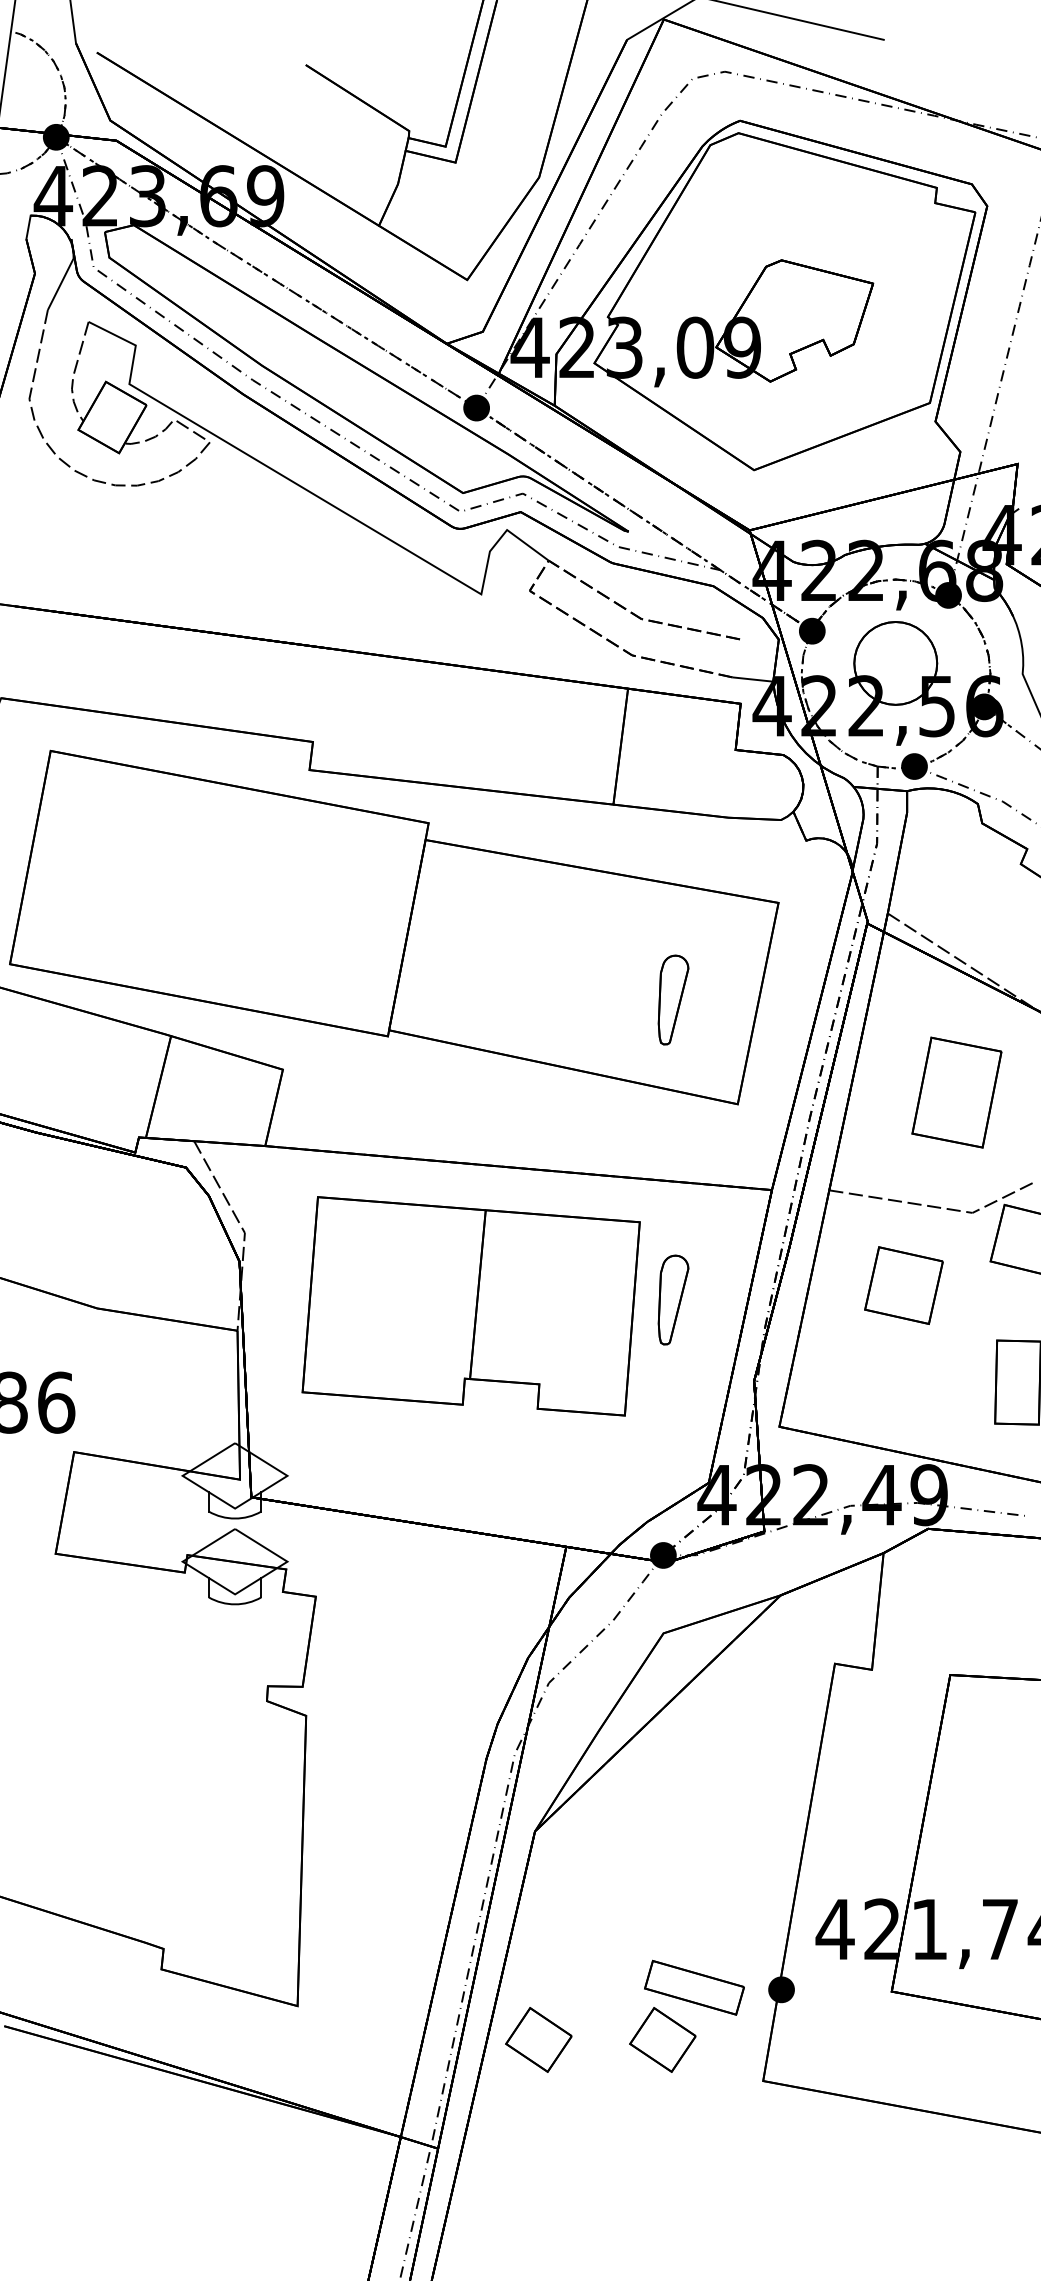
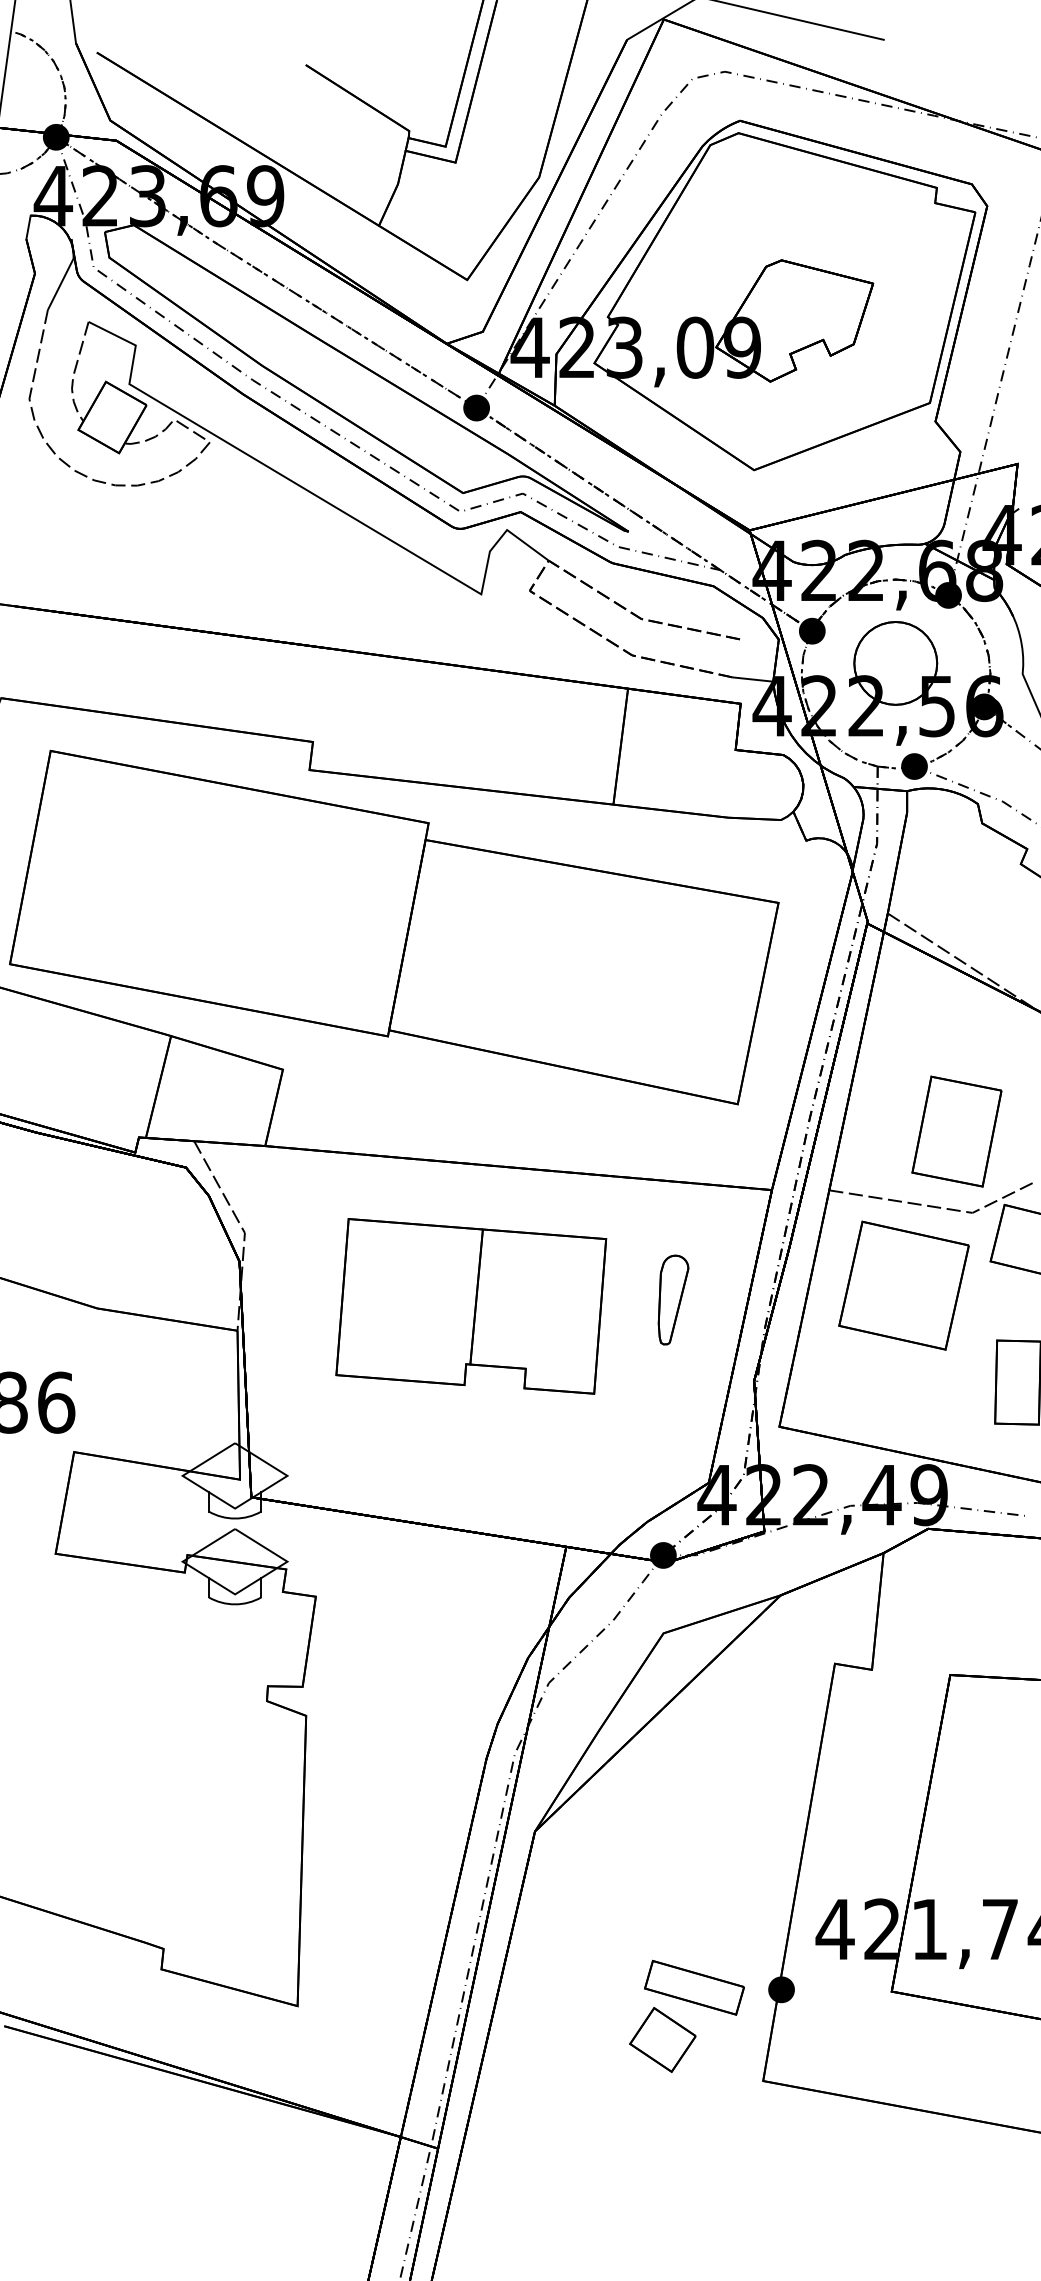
part: present -> none (673, 999)
part position: (956, 1092) -> (956, 1131) (956, 1131)
part size: 80x79 px -> 132x131 px (903, 1285)
part size: 340x221 px -> 273x177 px (471, 1306)
part: present -> none (538, 2039)
